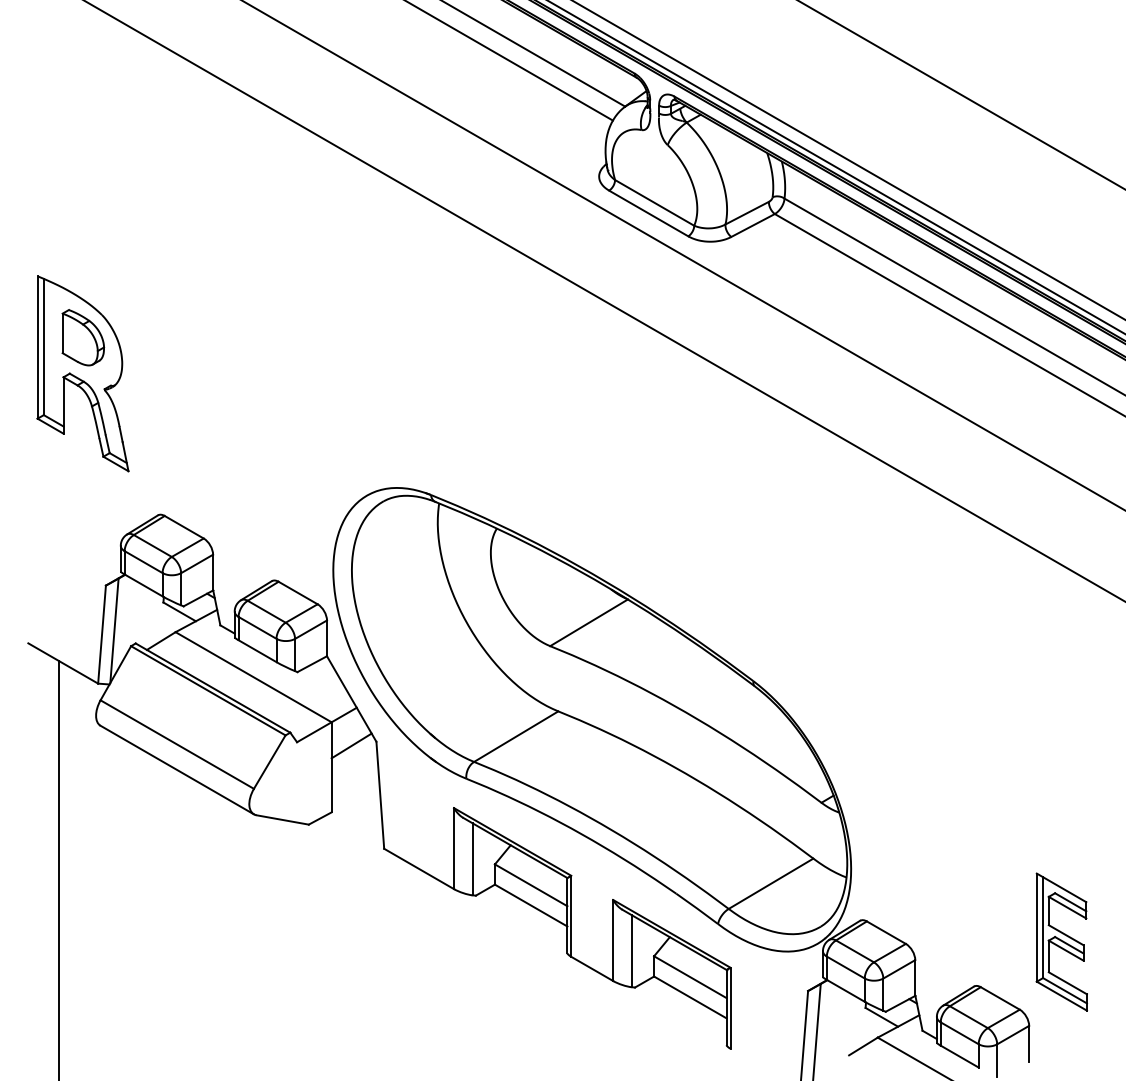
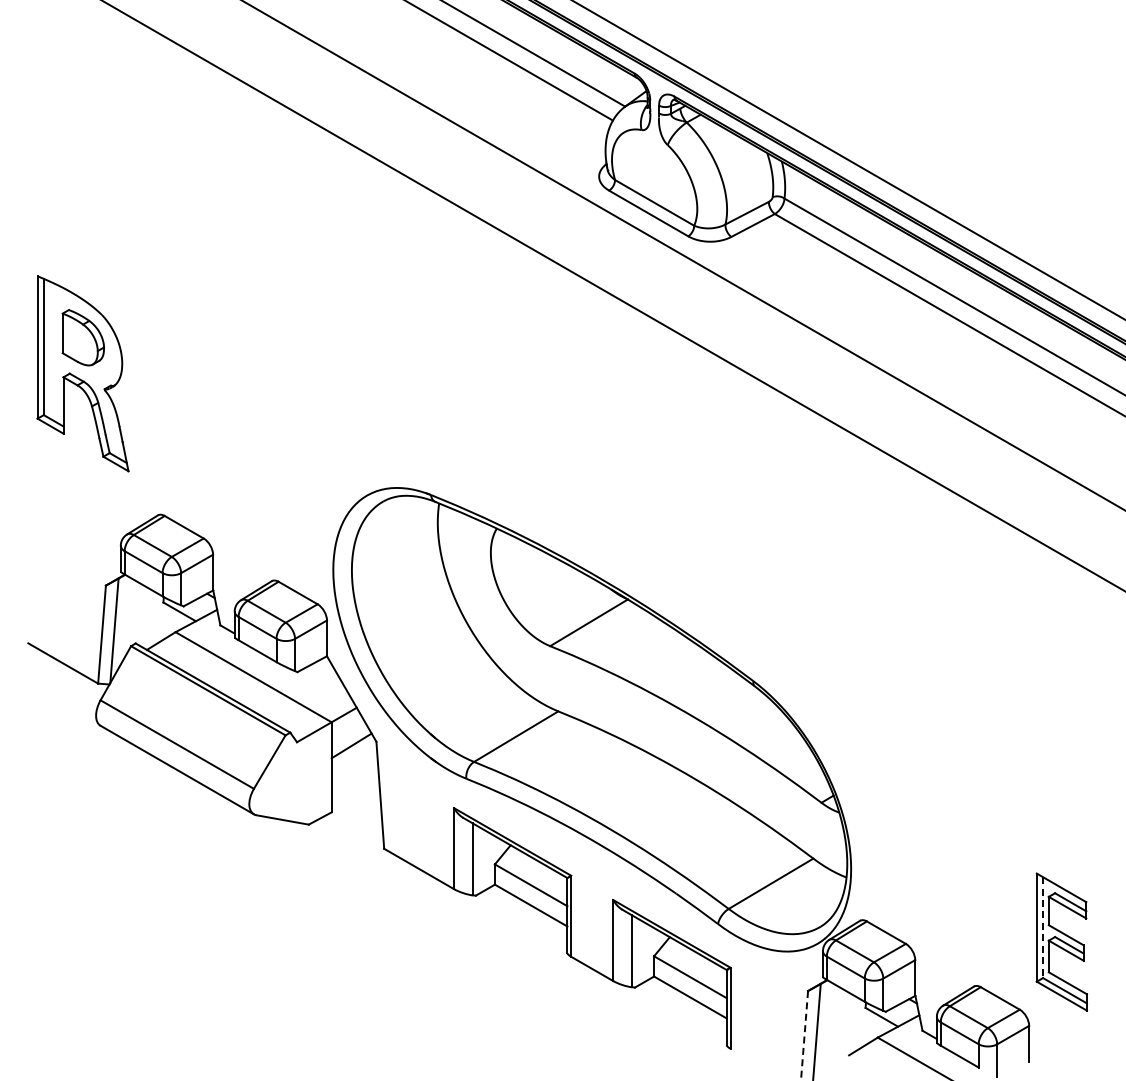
line: present -> none (961, 94)
line: present -> none (836, 167)
line position: (604, 301) -> (613, 295) (613, 295)
line: present -> none (58, 868)
line: solid -> dashed (1043, 928)
line: solid -> dashed (804, 1035)
